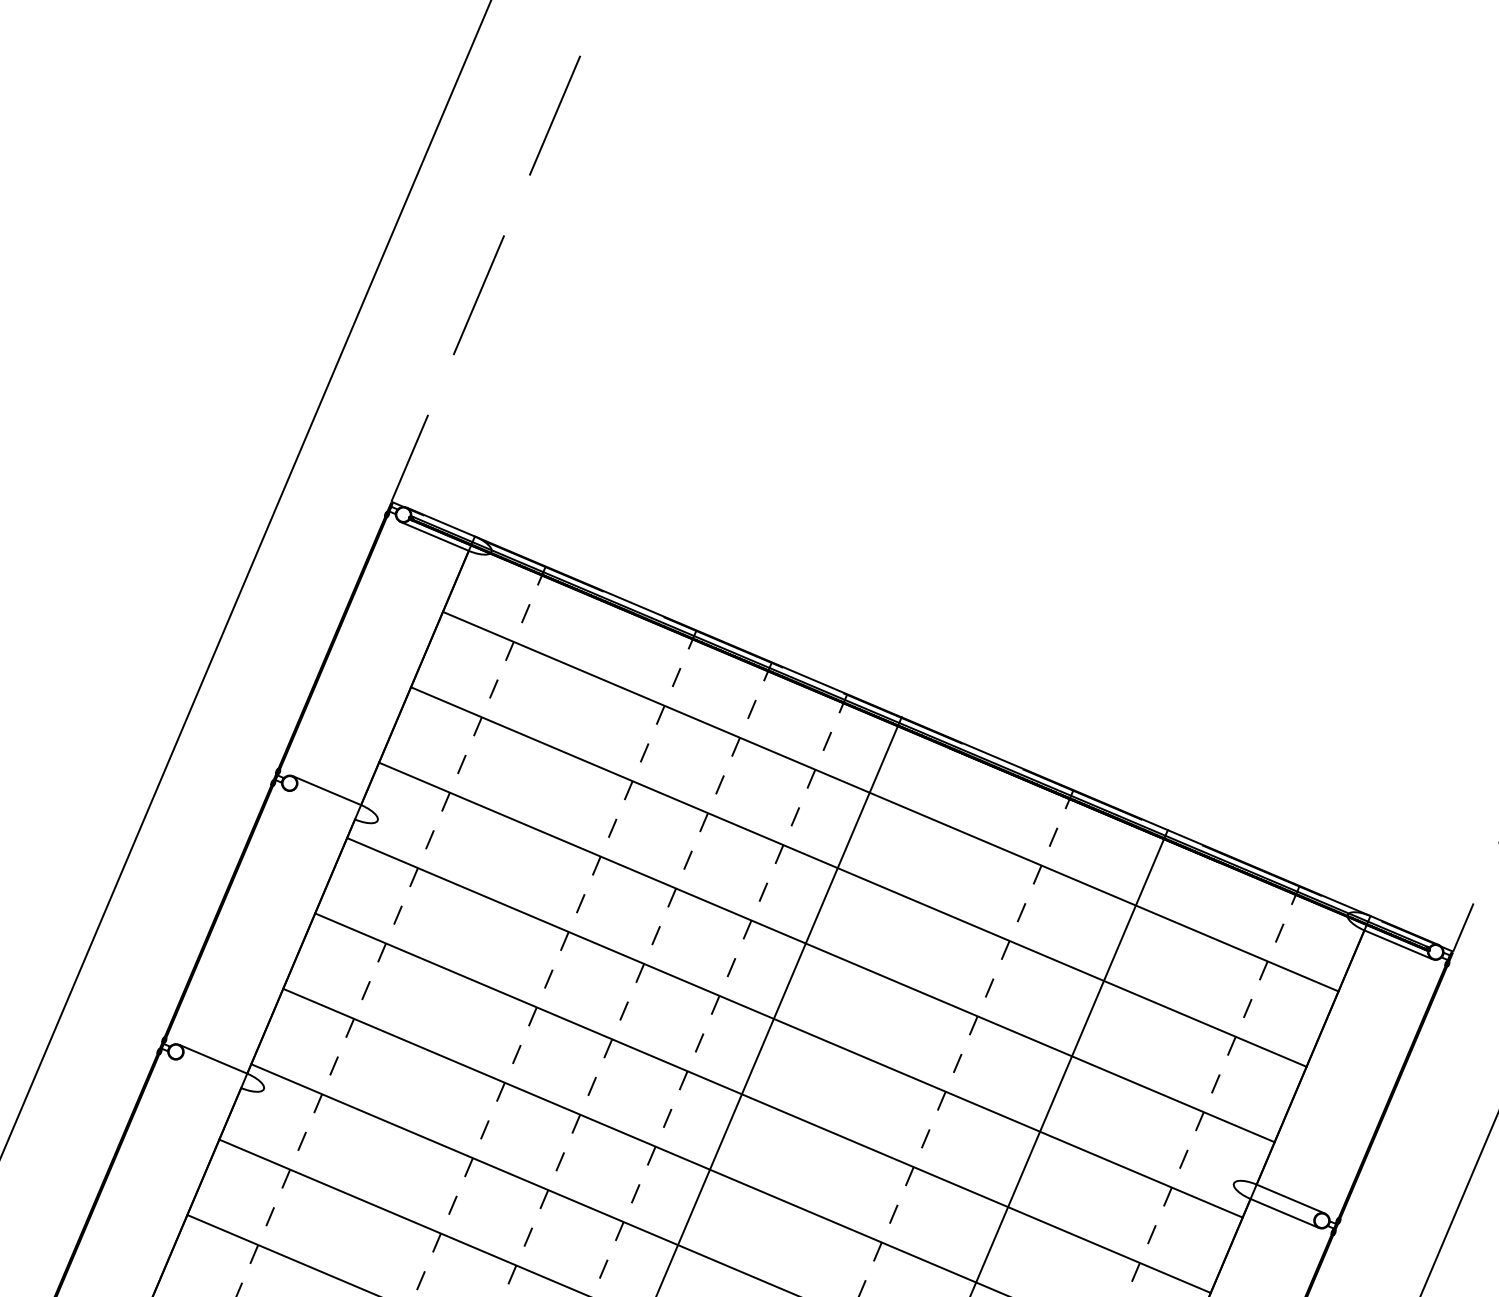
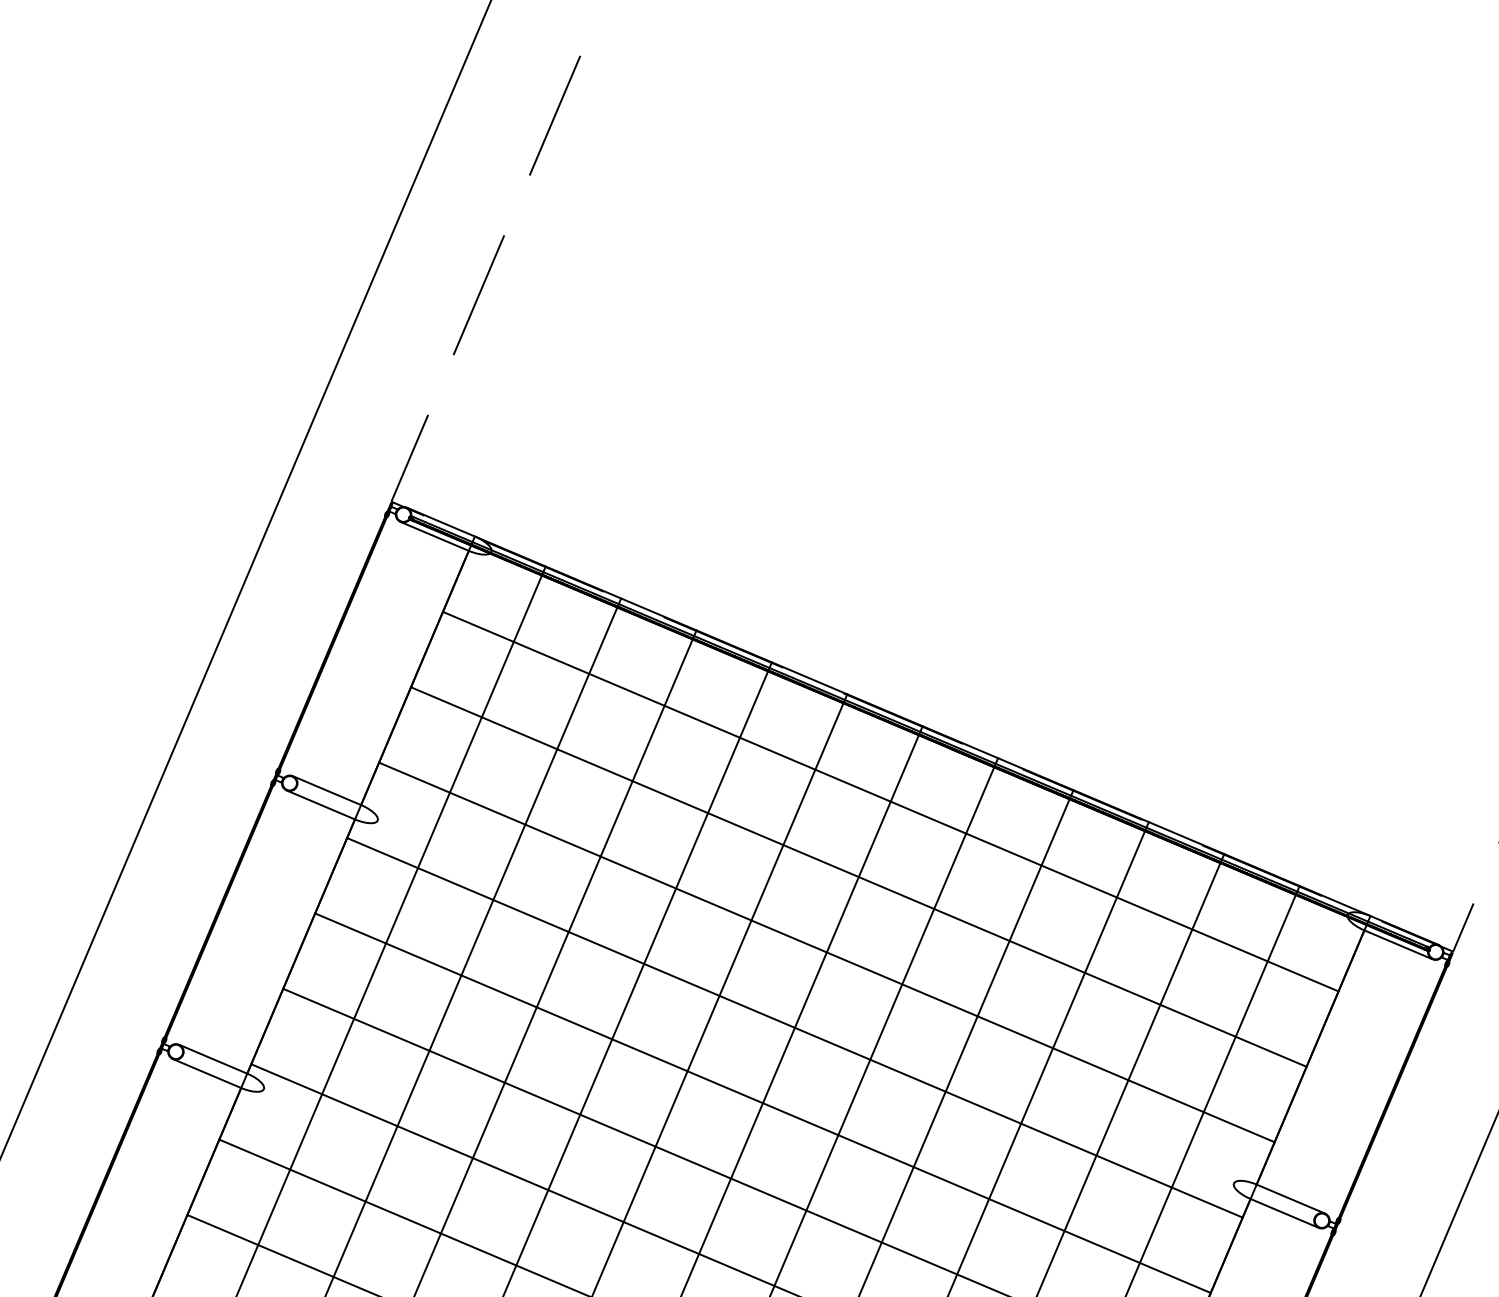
line: none -> present (320, 804)
line: dashed -> solid (390, 932)
line: none -> present (473, 945)
line: dashed -> solid (555, 963)
line: dashed -> solid (637, 979)
line: dashed -> solid (719, 995)
line position: (779, 1005) -> (802, 1009) (802, 1009)
line: none -> present (884, 1025)
line: dashed -> solid (966, 1043)
line position: (1069, 1061) -> (1048, 1057) (1048, 1057)
line: none -> present (206, 1073)
line: none -> present (1131, 1073)
line: dashed -> solid (1212, 1091)
